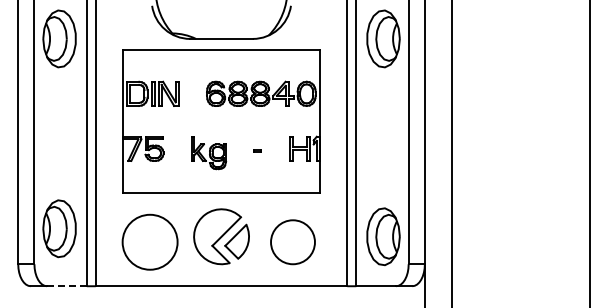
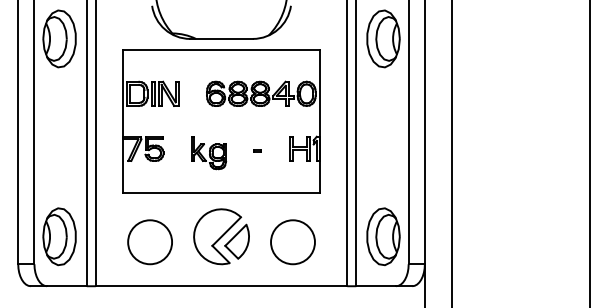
part position: (59, 228) -> (59, 236) (59, 236)
circle diameter: 55 px -> 44 px (150, 242)
line: dashed -> solid (66, 286)
